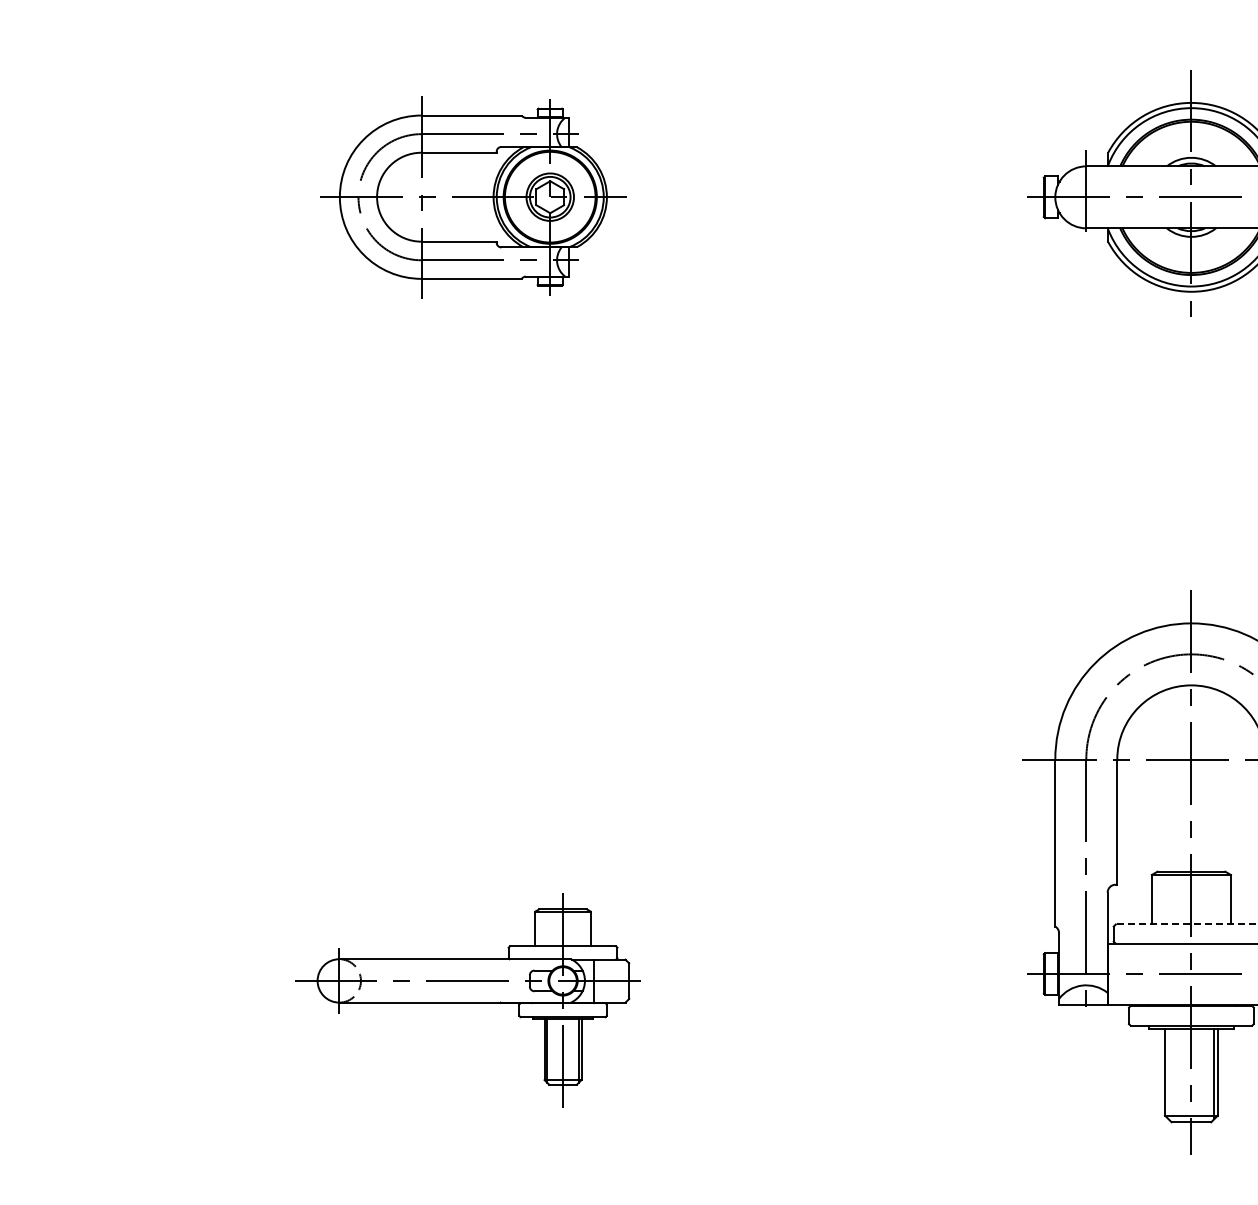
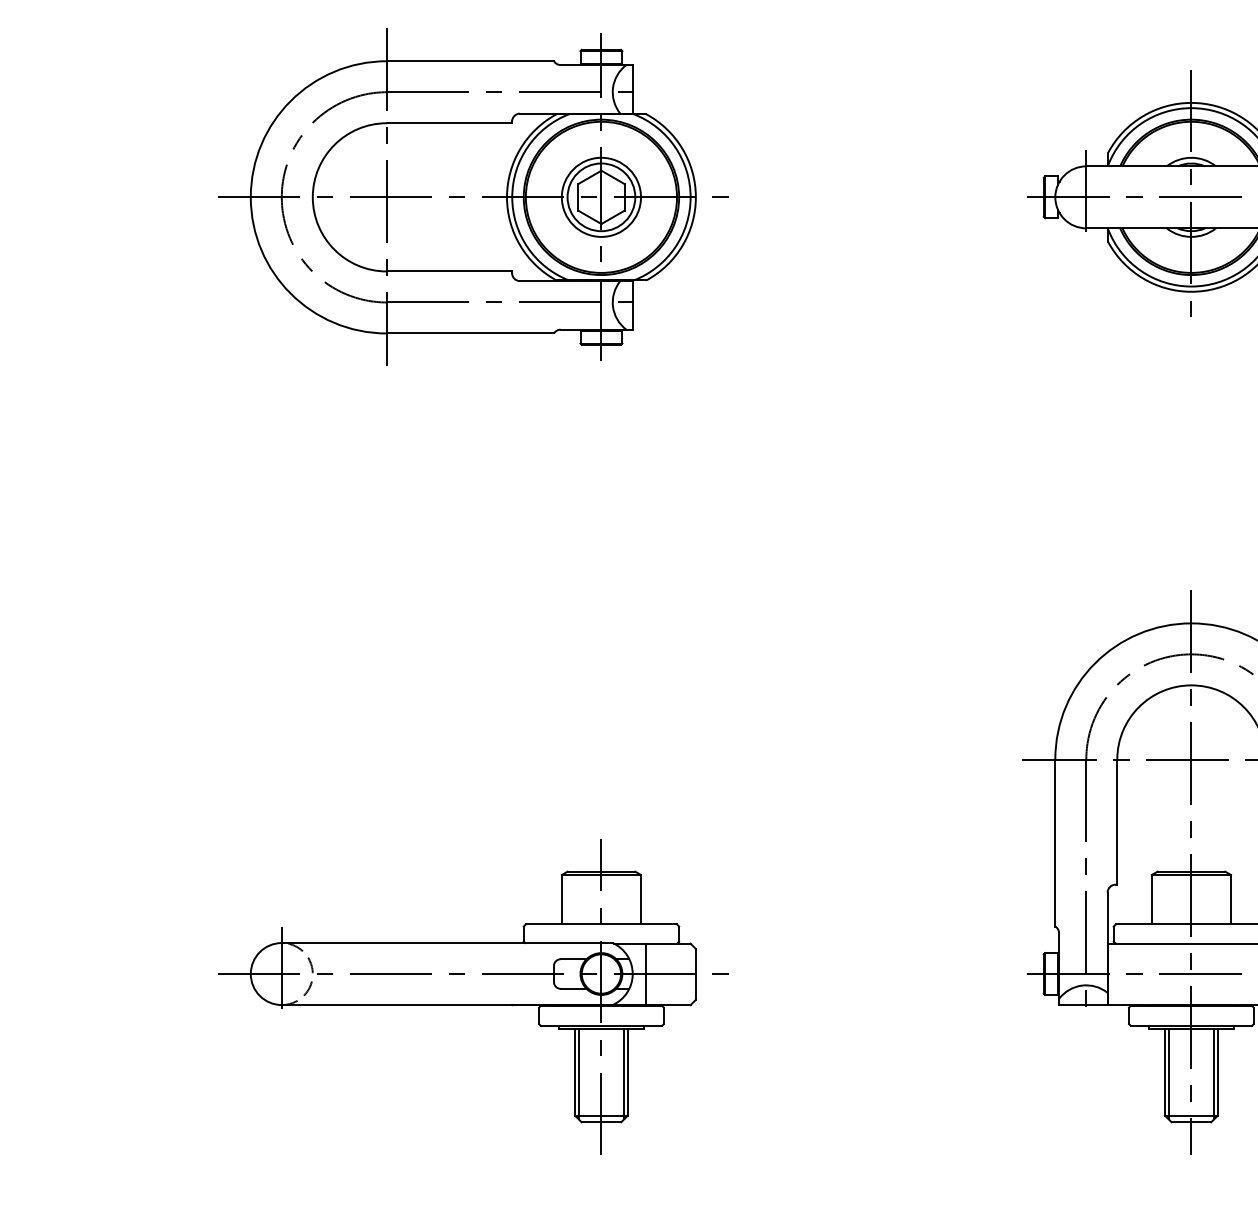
part size: 307x203 px -> 511x338 px (473, 196)
line: dashed -> solid (1186, 924)
part size: 346x215 px -> 511x316 px (473, 996)
line: none -> present (1168, 1073)
